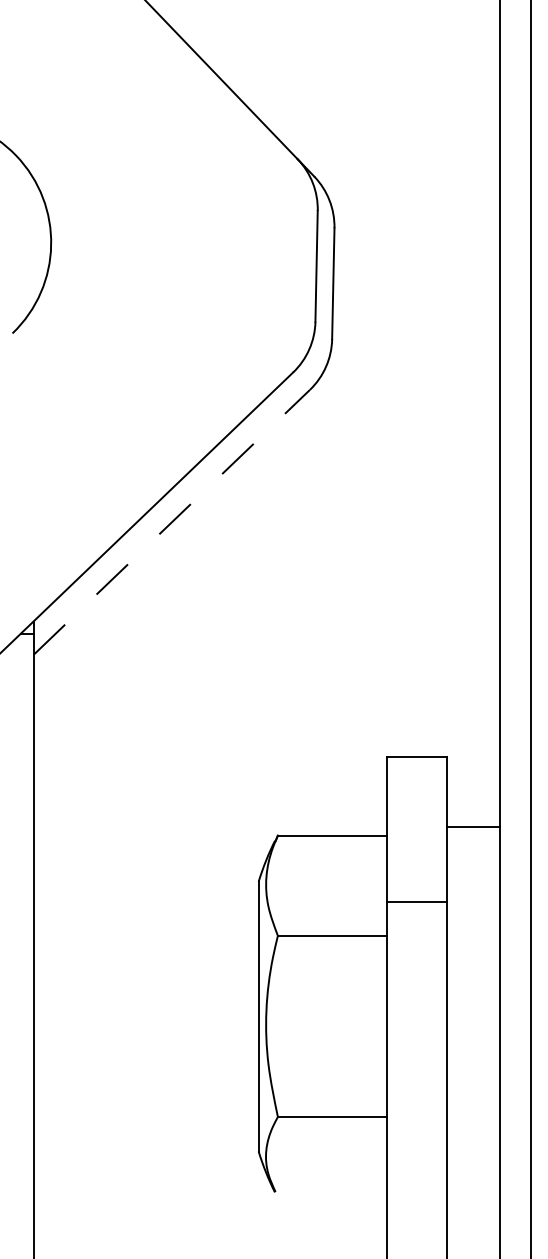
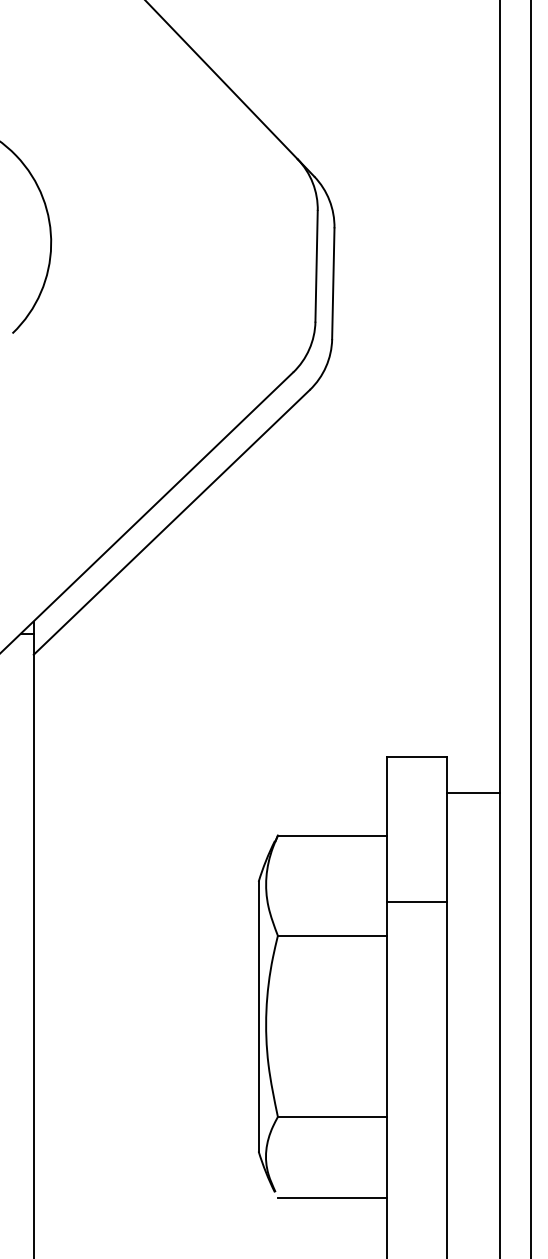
line: dashed -> solid (172, 522)
line position: (473, 827) -> (473, 793) (473, 793)
line: none -> present (331, 1197)
